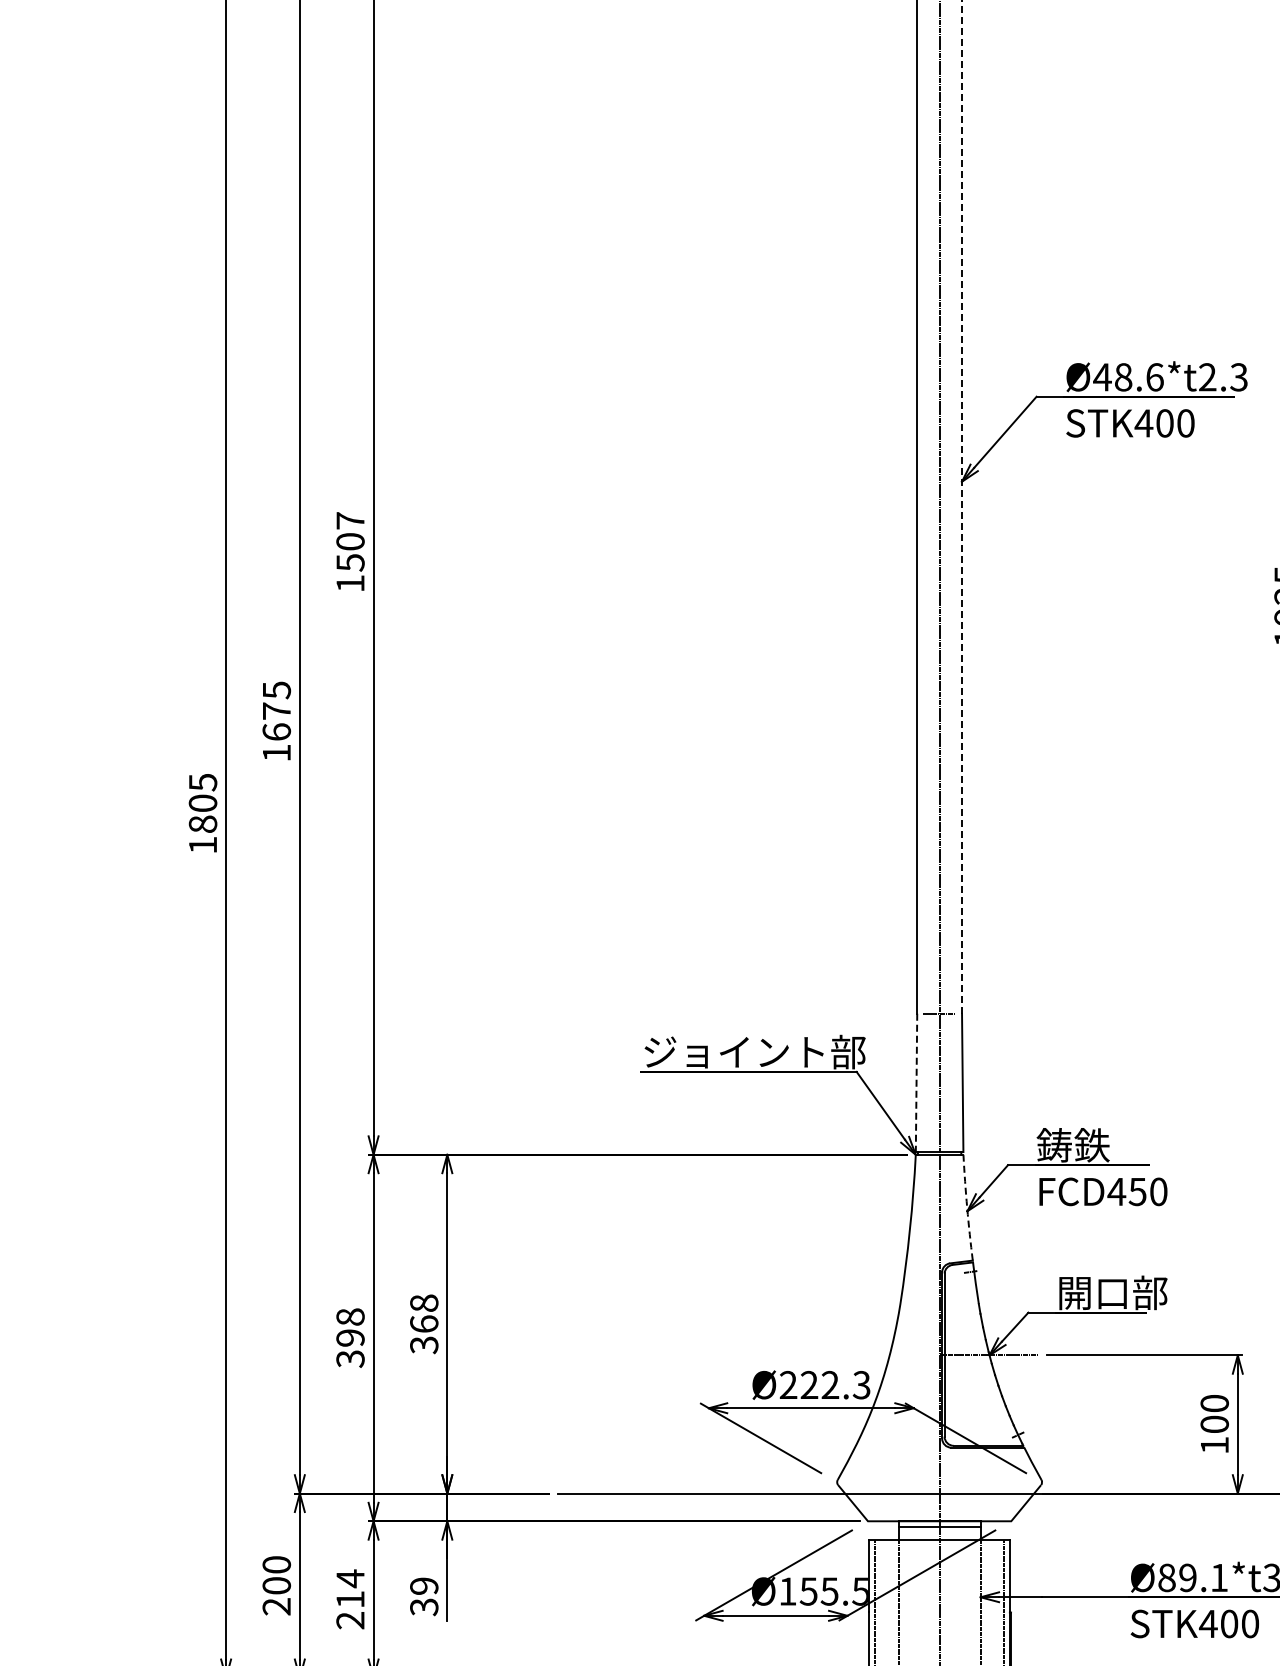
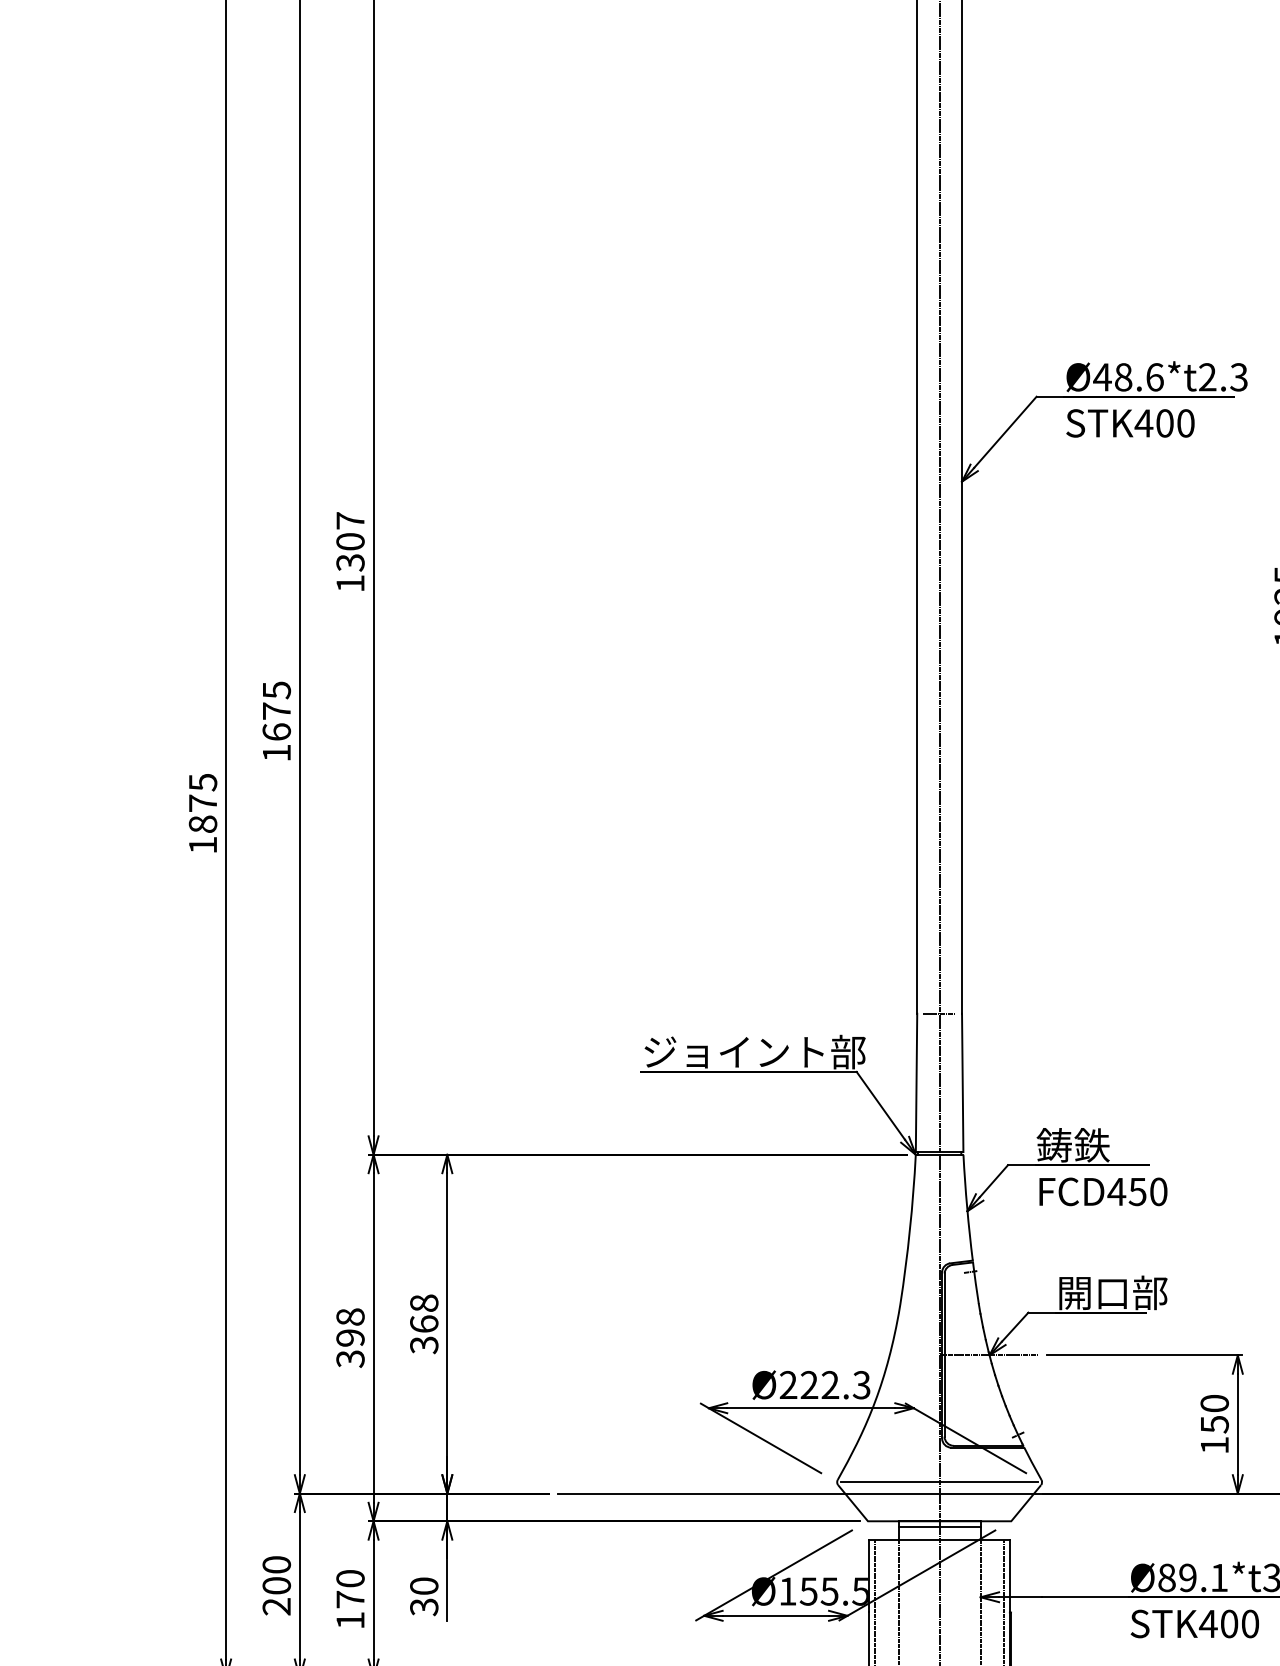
line: dashed -> solid (962, 507)
text: 1507 -> 1307 (350, 562)
text: 1805 -> 1875 (202, 802)
line: dashed -> solid (916, 1083)
arc: dashed -> solid (967, 1207)
text: 100 -> 150 (1214, 1424)
line: none -> present (939, 1482)
text: 39 -> 30 (424, 1585)
text: 214 -> 170 (350, 1599)
